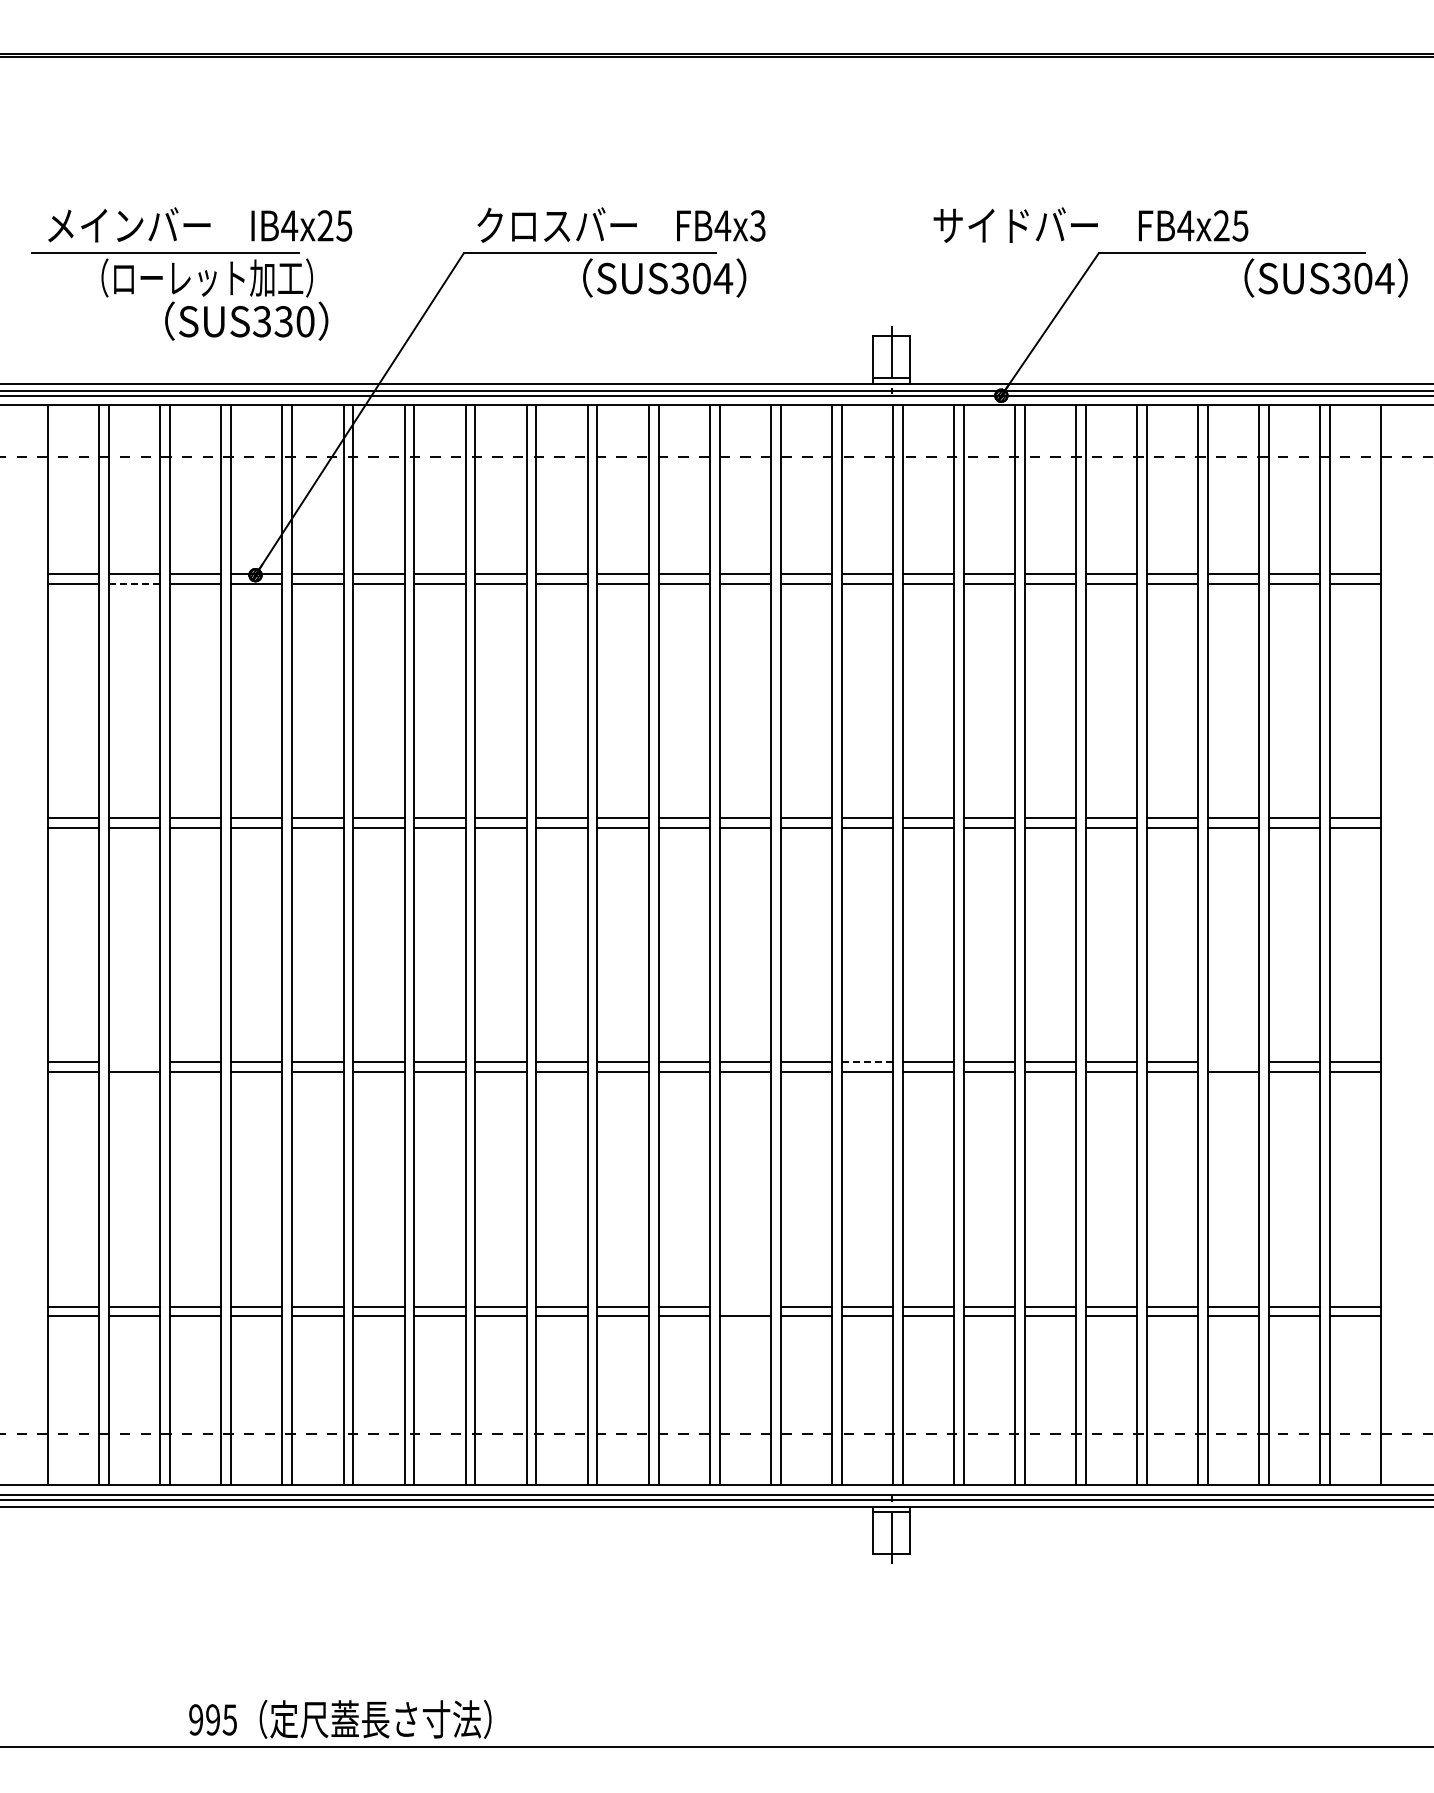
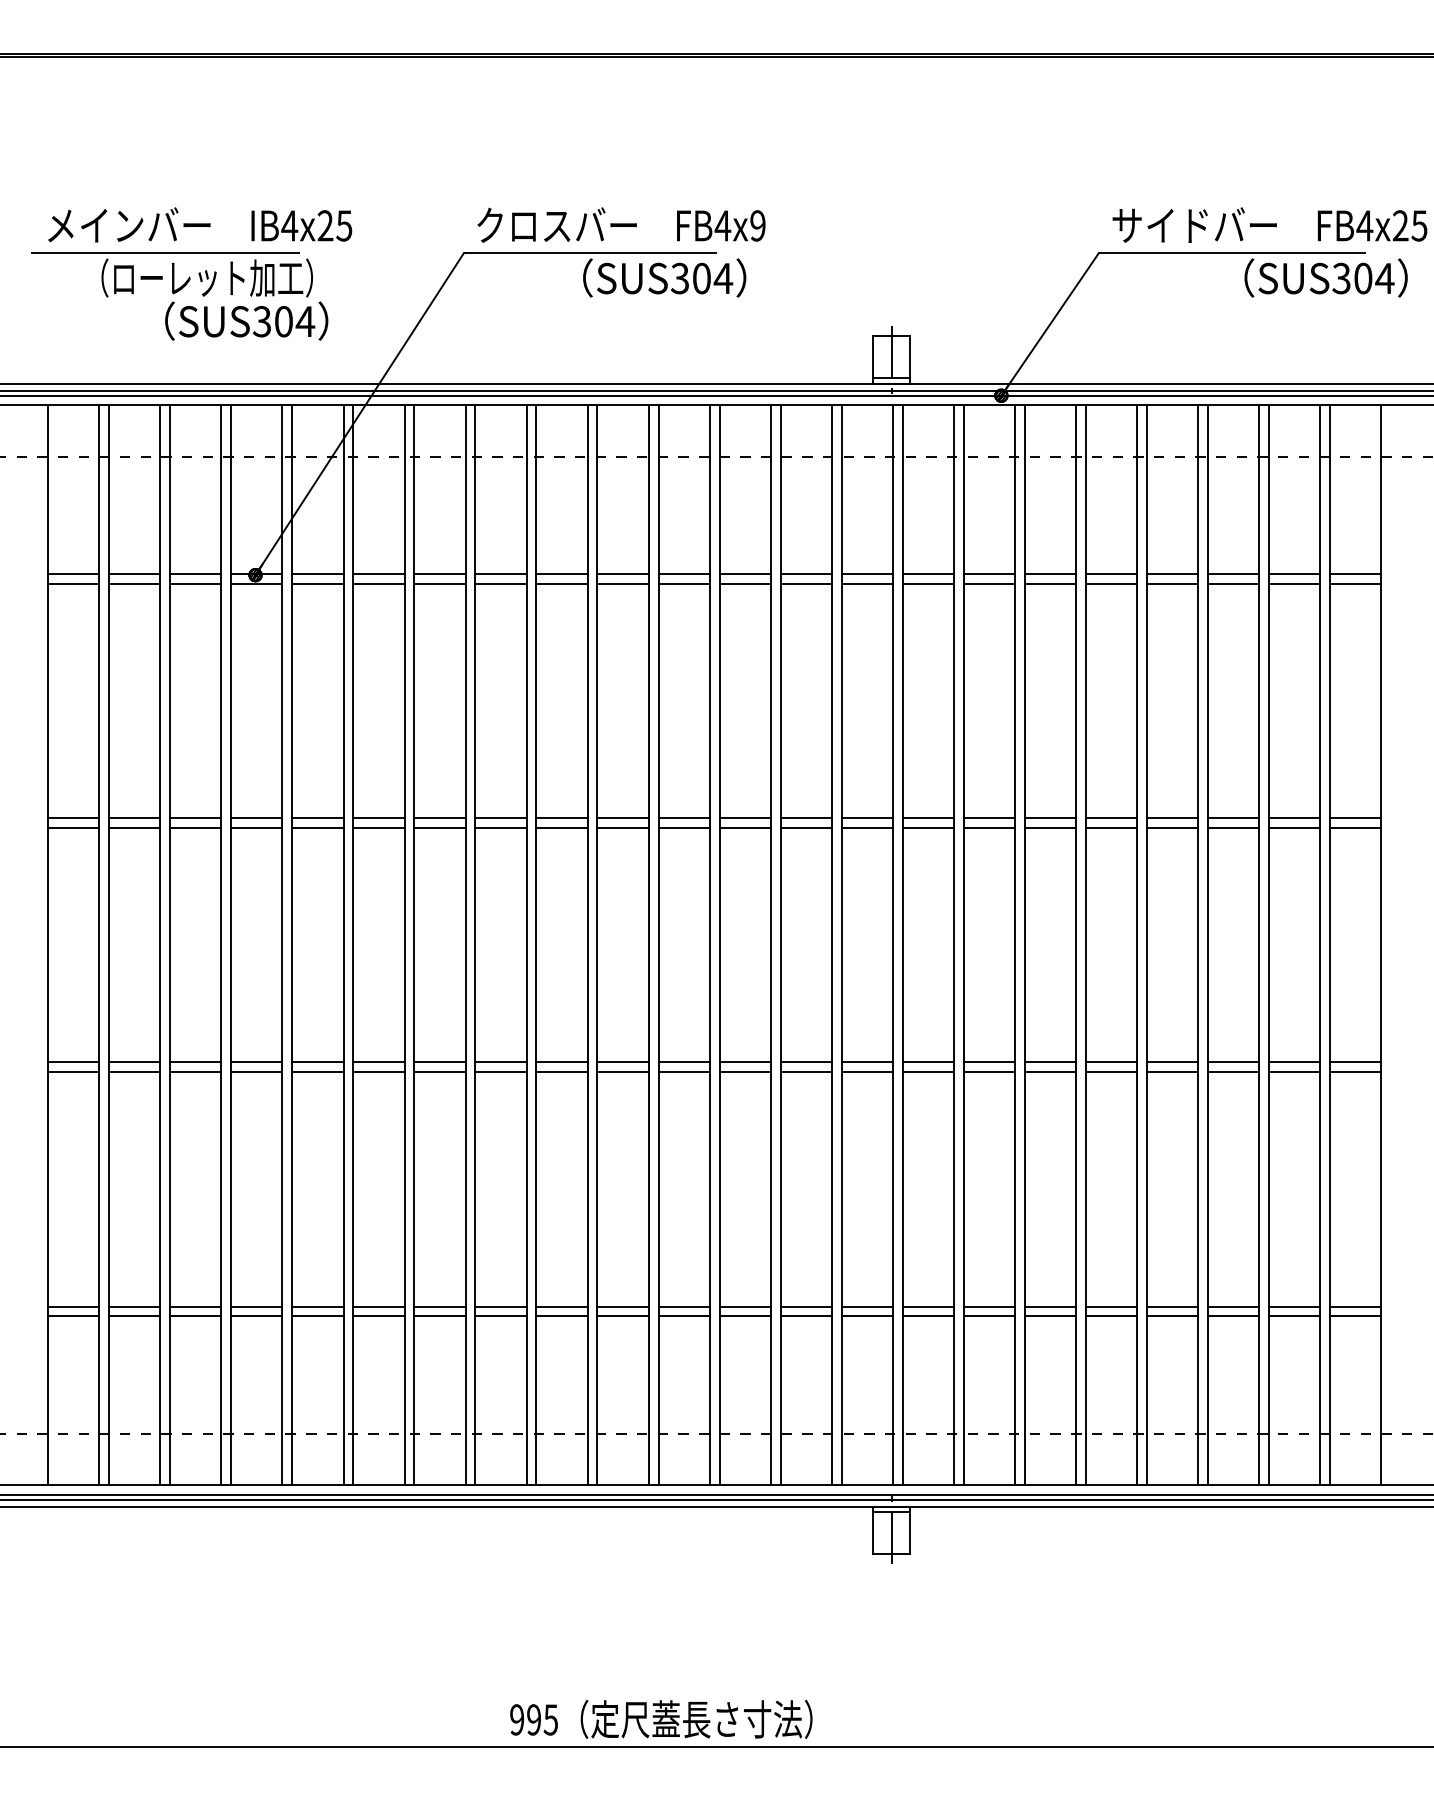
text position: (1090, 224) -> (1269, 224) (1269, 224)
text: FB4x3 -> FB4x9 (757, 225)
text: SUS330 -> SUS304 (294, 321)
line: dashed -> solid (134, 583)
line: none -> present (134, 1062)
line: dashed -> solid (867, 1062)
line: none -> present (1233, 1062)
line: none -> present (744, 1306)
text position: (340, 1718) -> (661, 1718) (661, 1718)
